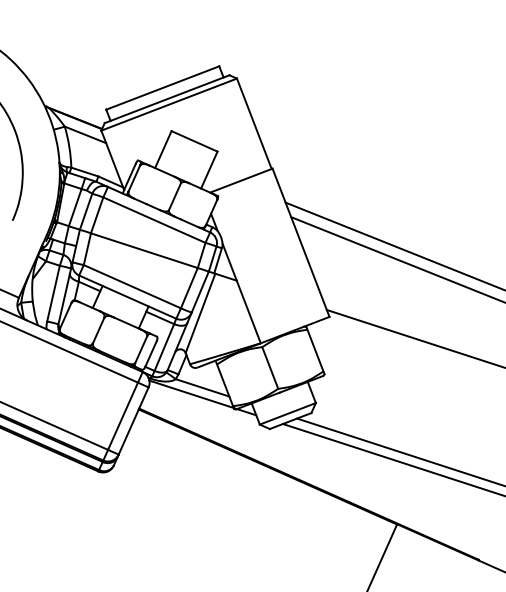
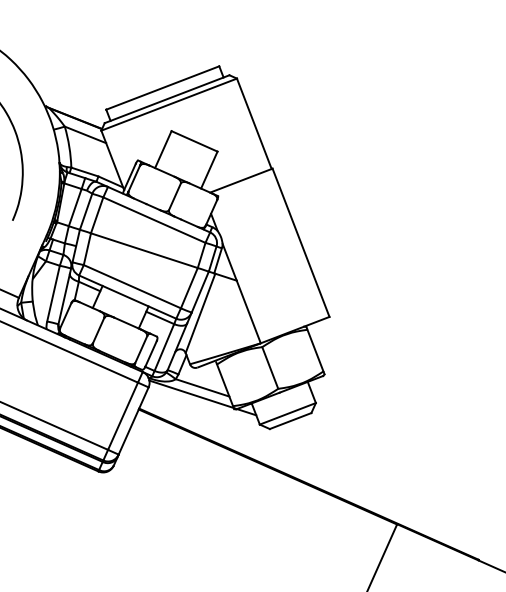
line: present -> none (393, 245)
line: present -> none (396, 259)
line: present -> none (414, 338)
line: present -> none (399, 451)
line: present -> none (392, 459)
